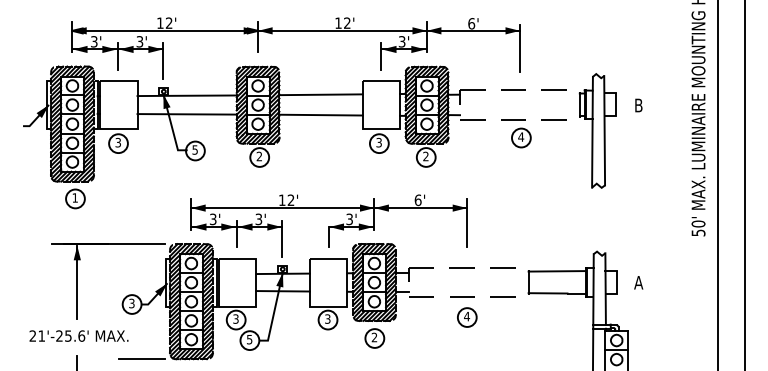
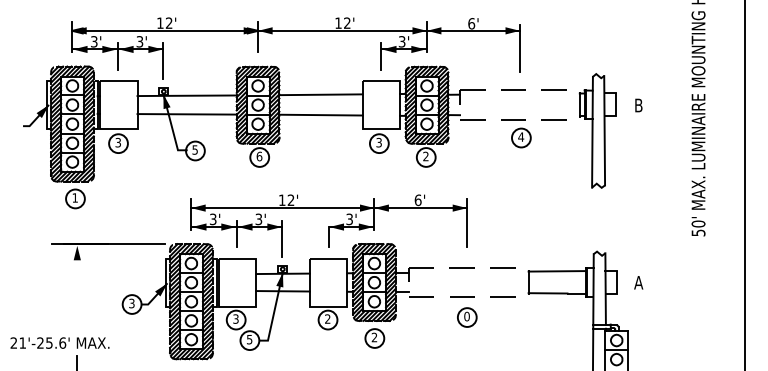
text: 2 -> 6 (259, 156)
line: present -> none (717, 184)
line: present -> none (77, 282)
text: 4 -> 0 (467, 316)
text: 3 -> 2 (327, 319)
text position: (78, 335) -> (59, 342) (59, 342)
line: present -> none (141, 359)
